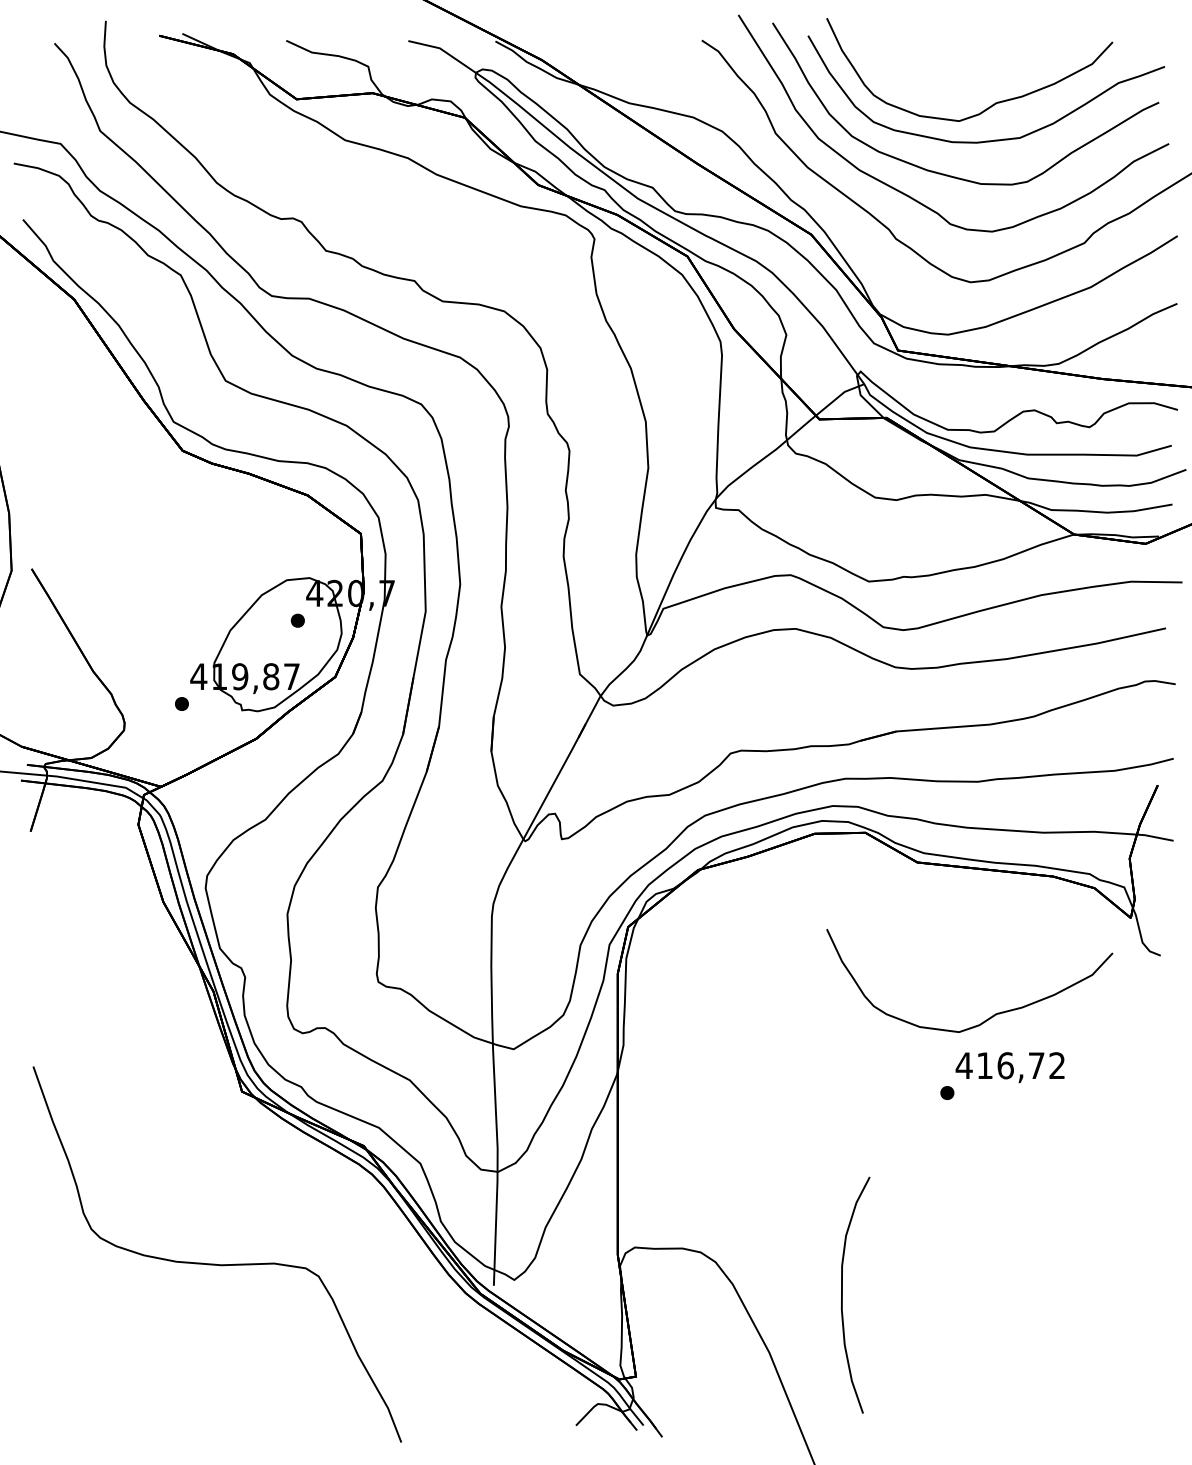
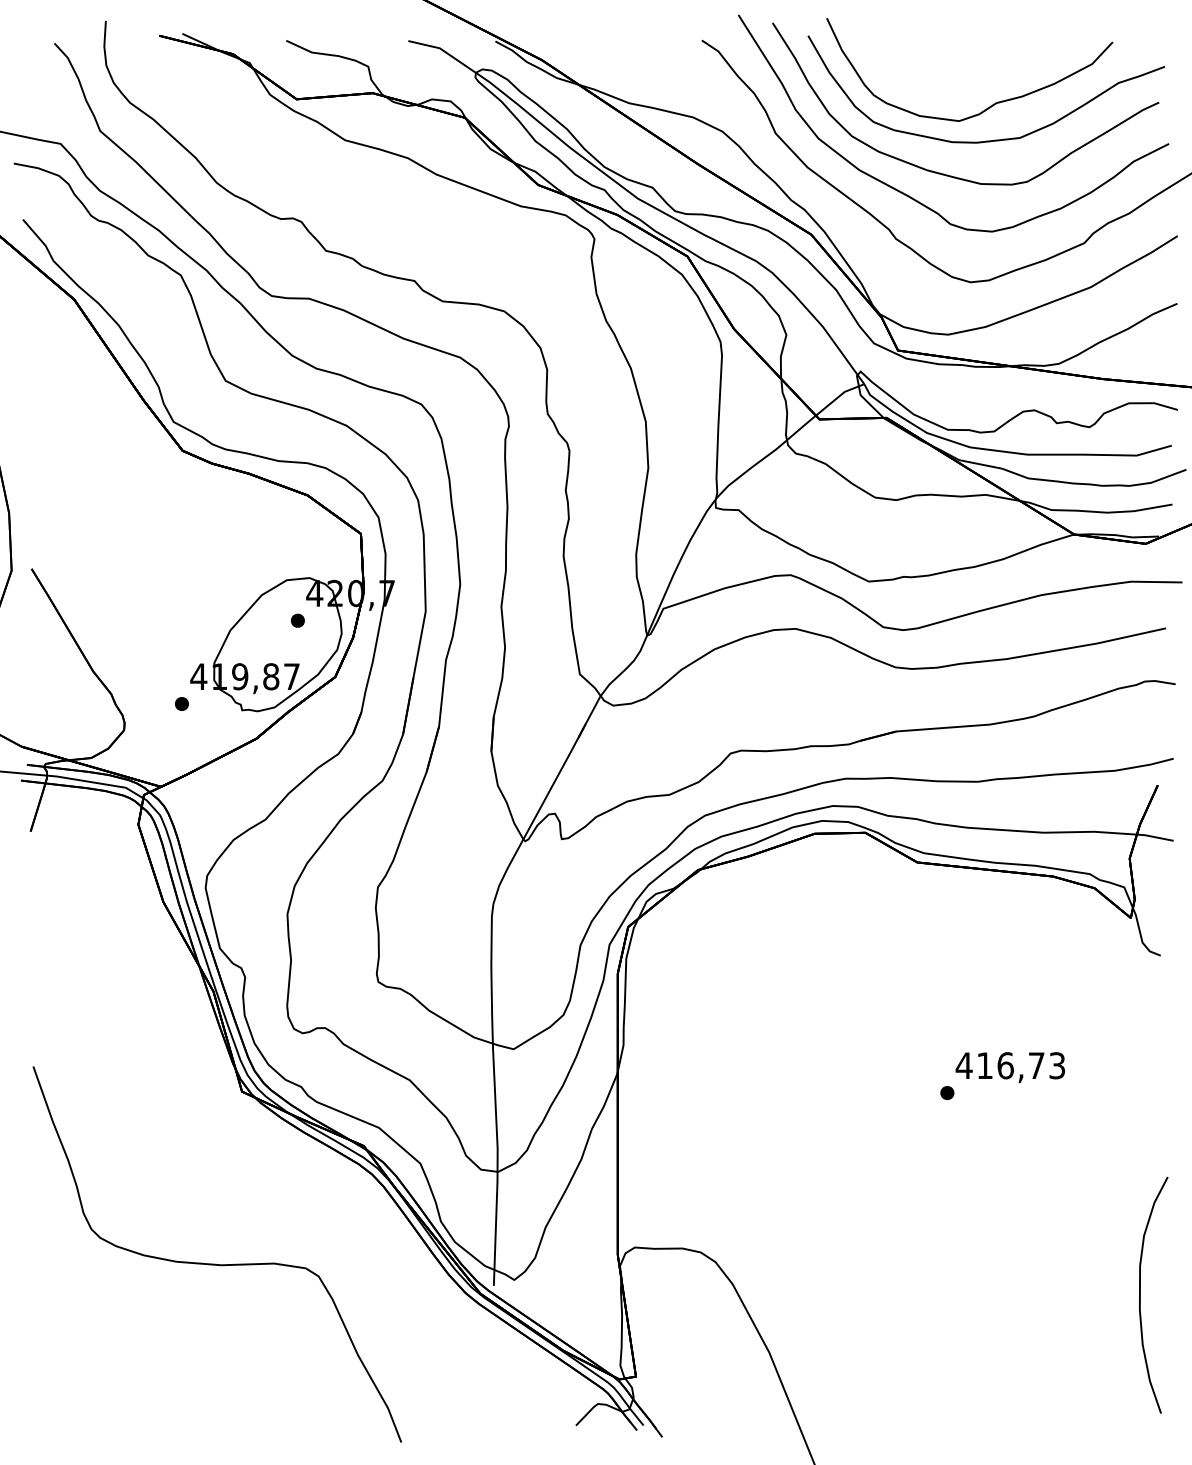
curve: present -> none (993, 1014)
text: 416,72 -> 416,73 (1057, 1065)
curve position: (842, 1294) -> (1140, 1294) (1140, 1294)
